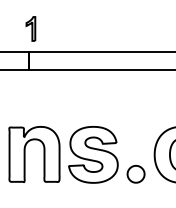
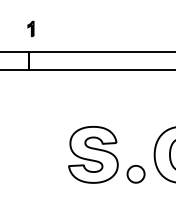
part size: 12x26 px -> 8x17 px (30, 28)
part: present -> none (25, 154)
